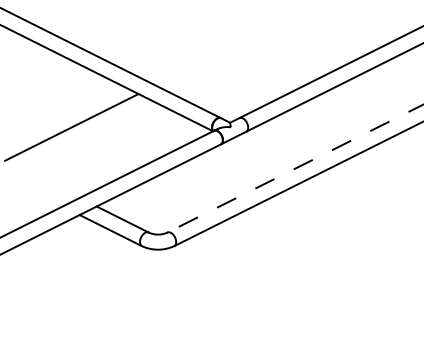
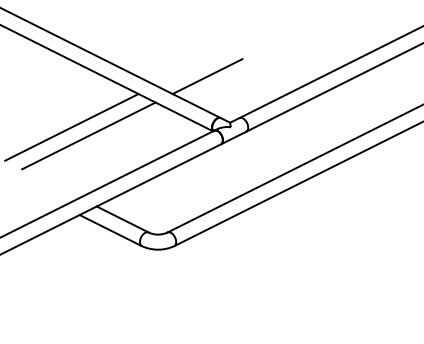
line: none -> present (207, 76)
line: none -> present (88, 135)
line: dashed -> solid (295, 168)
